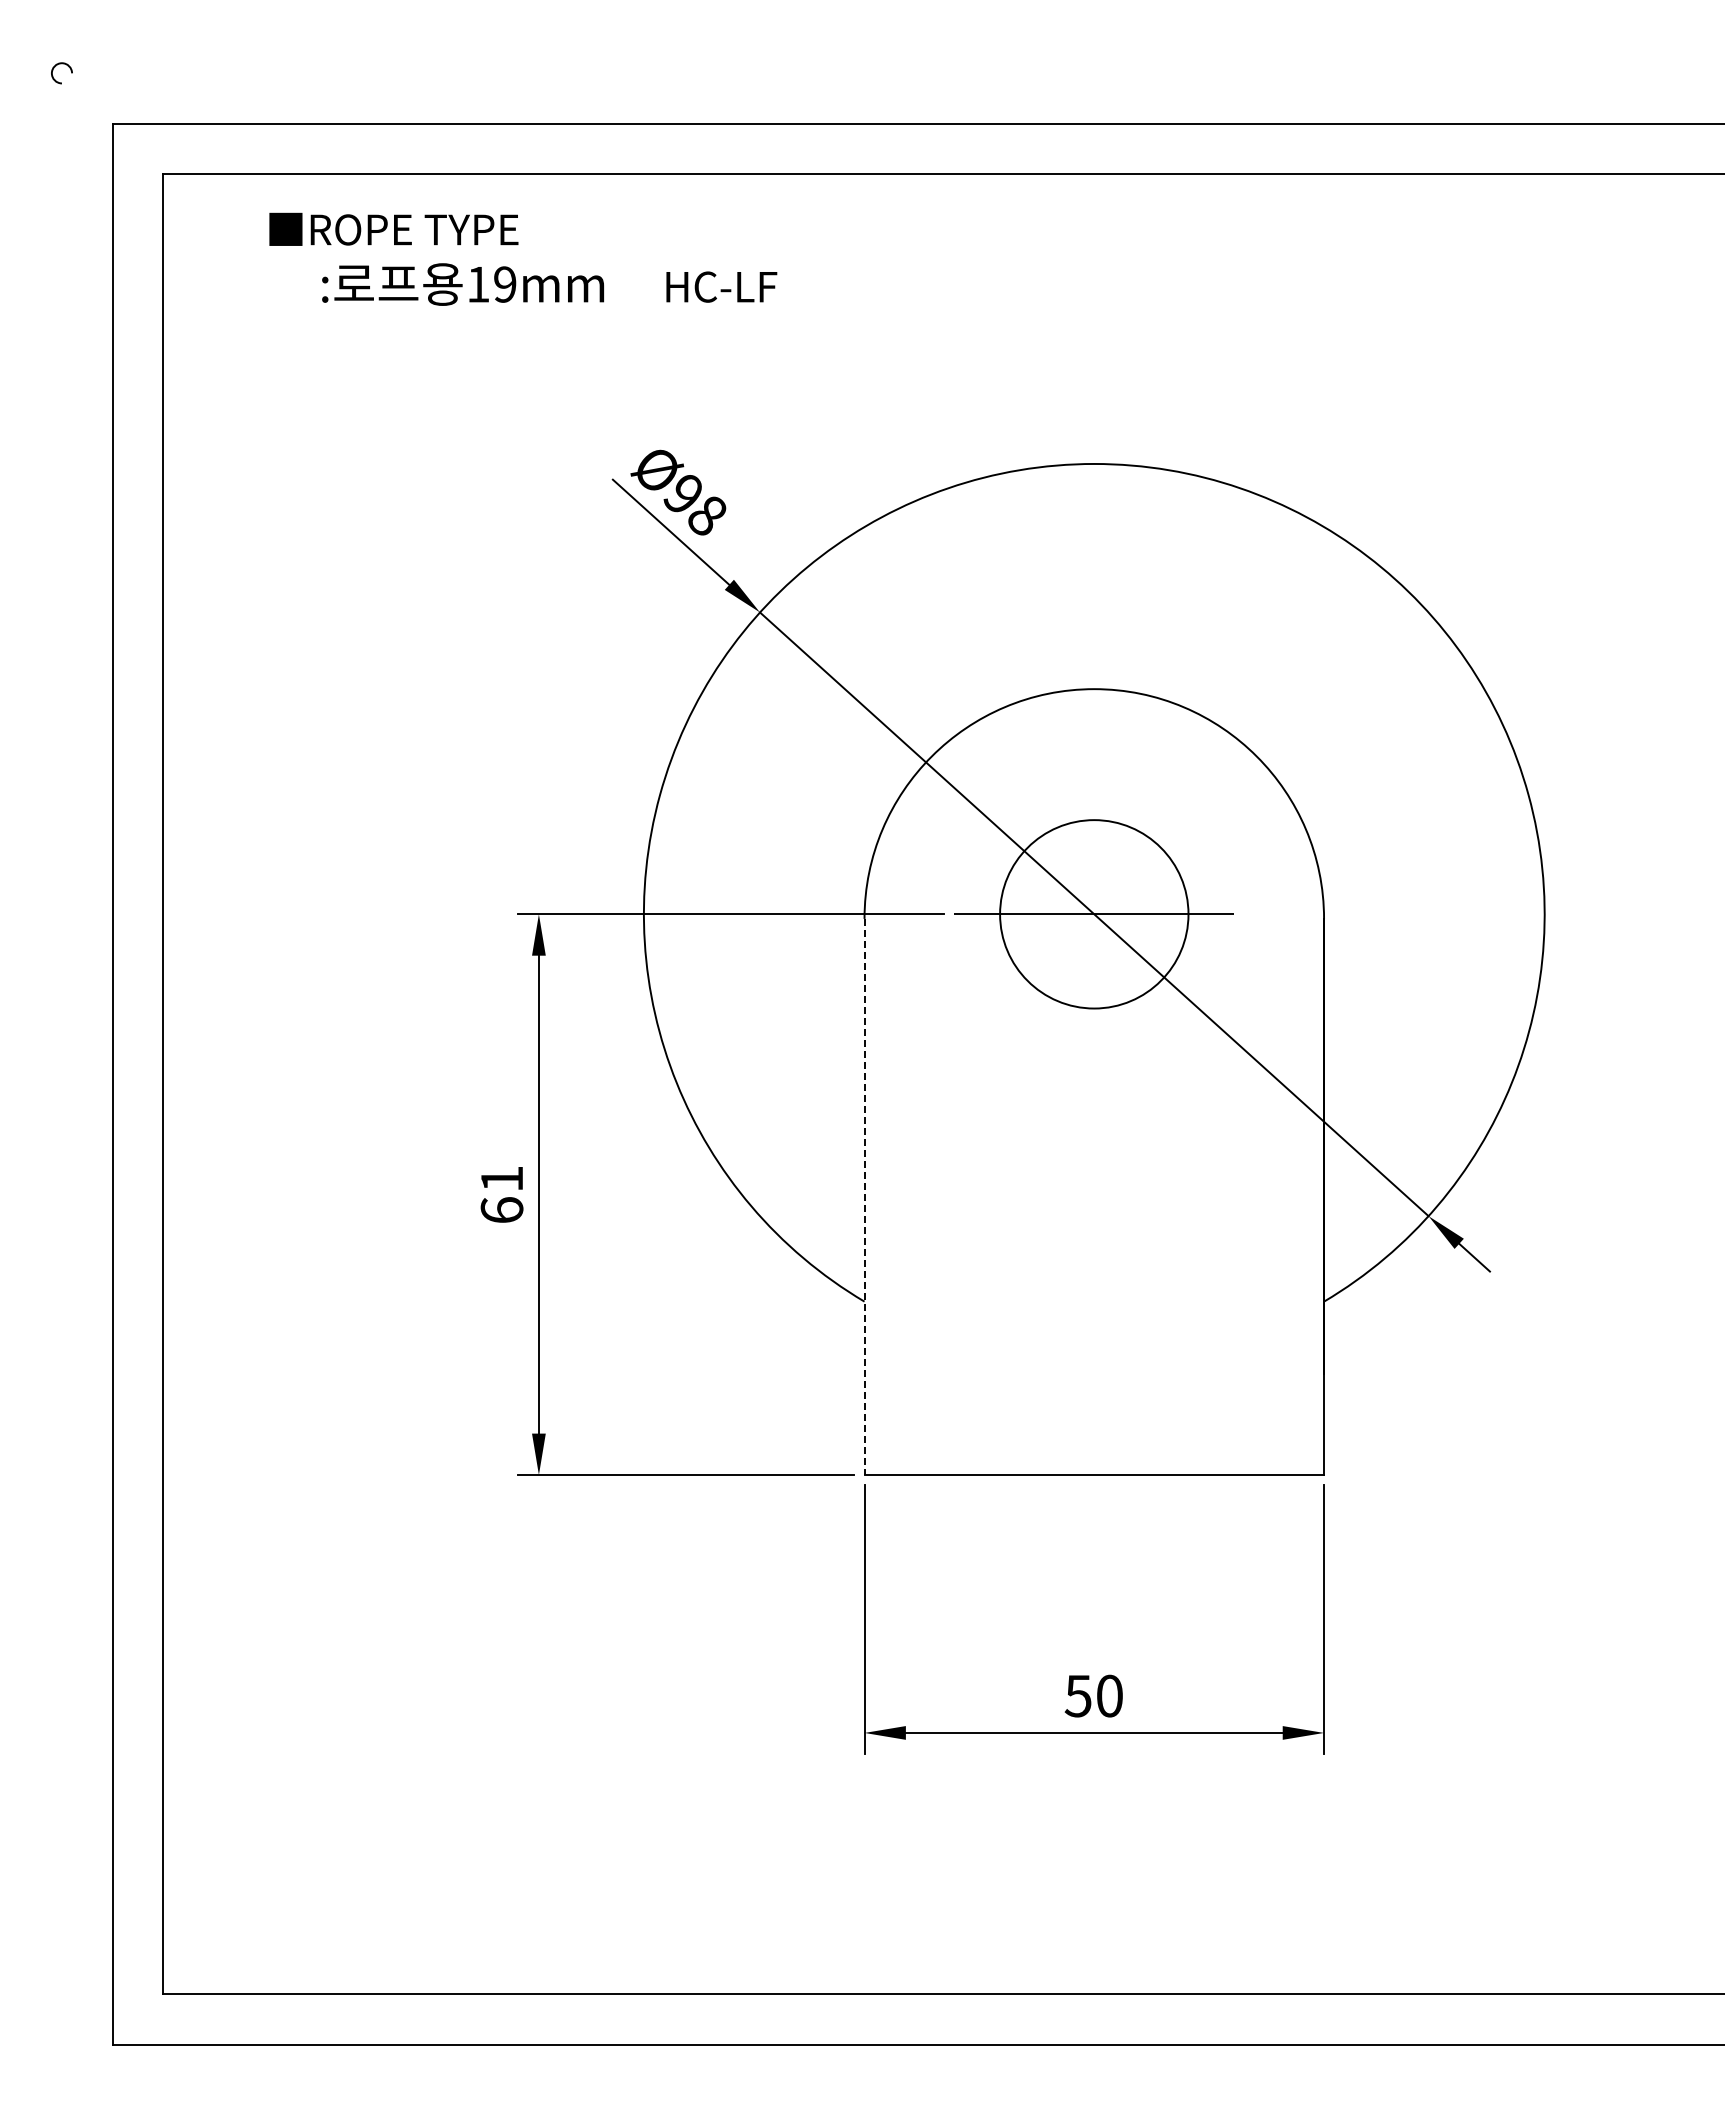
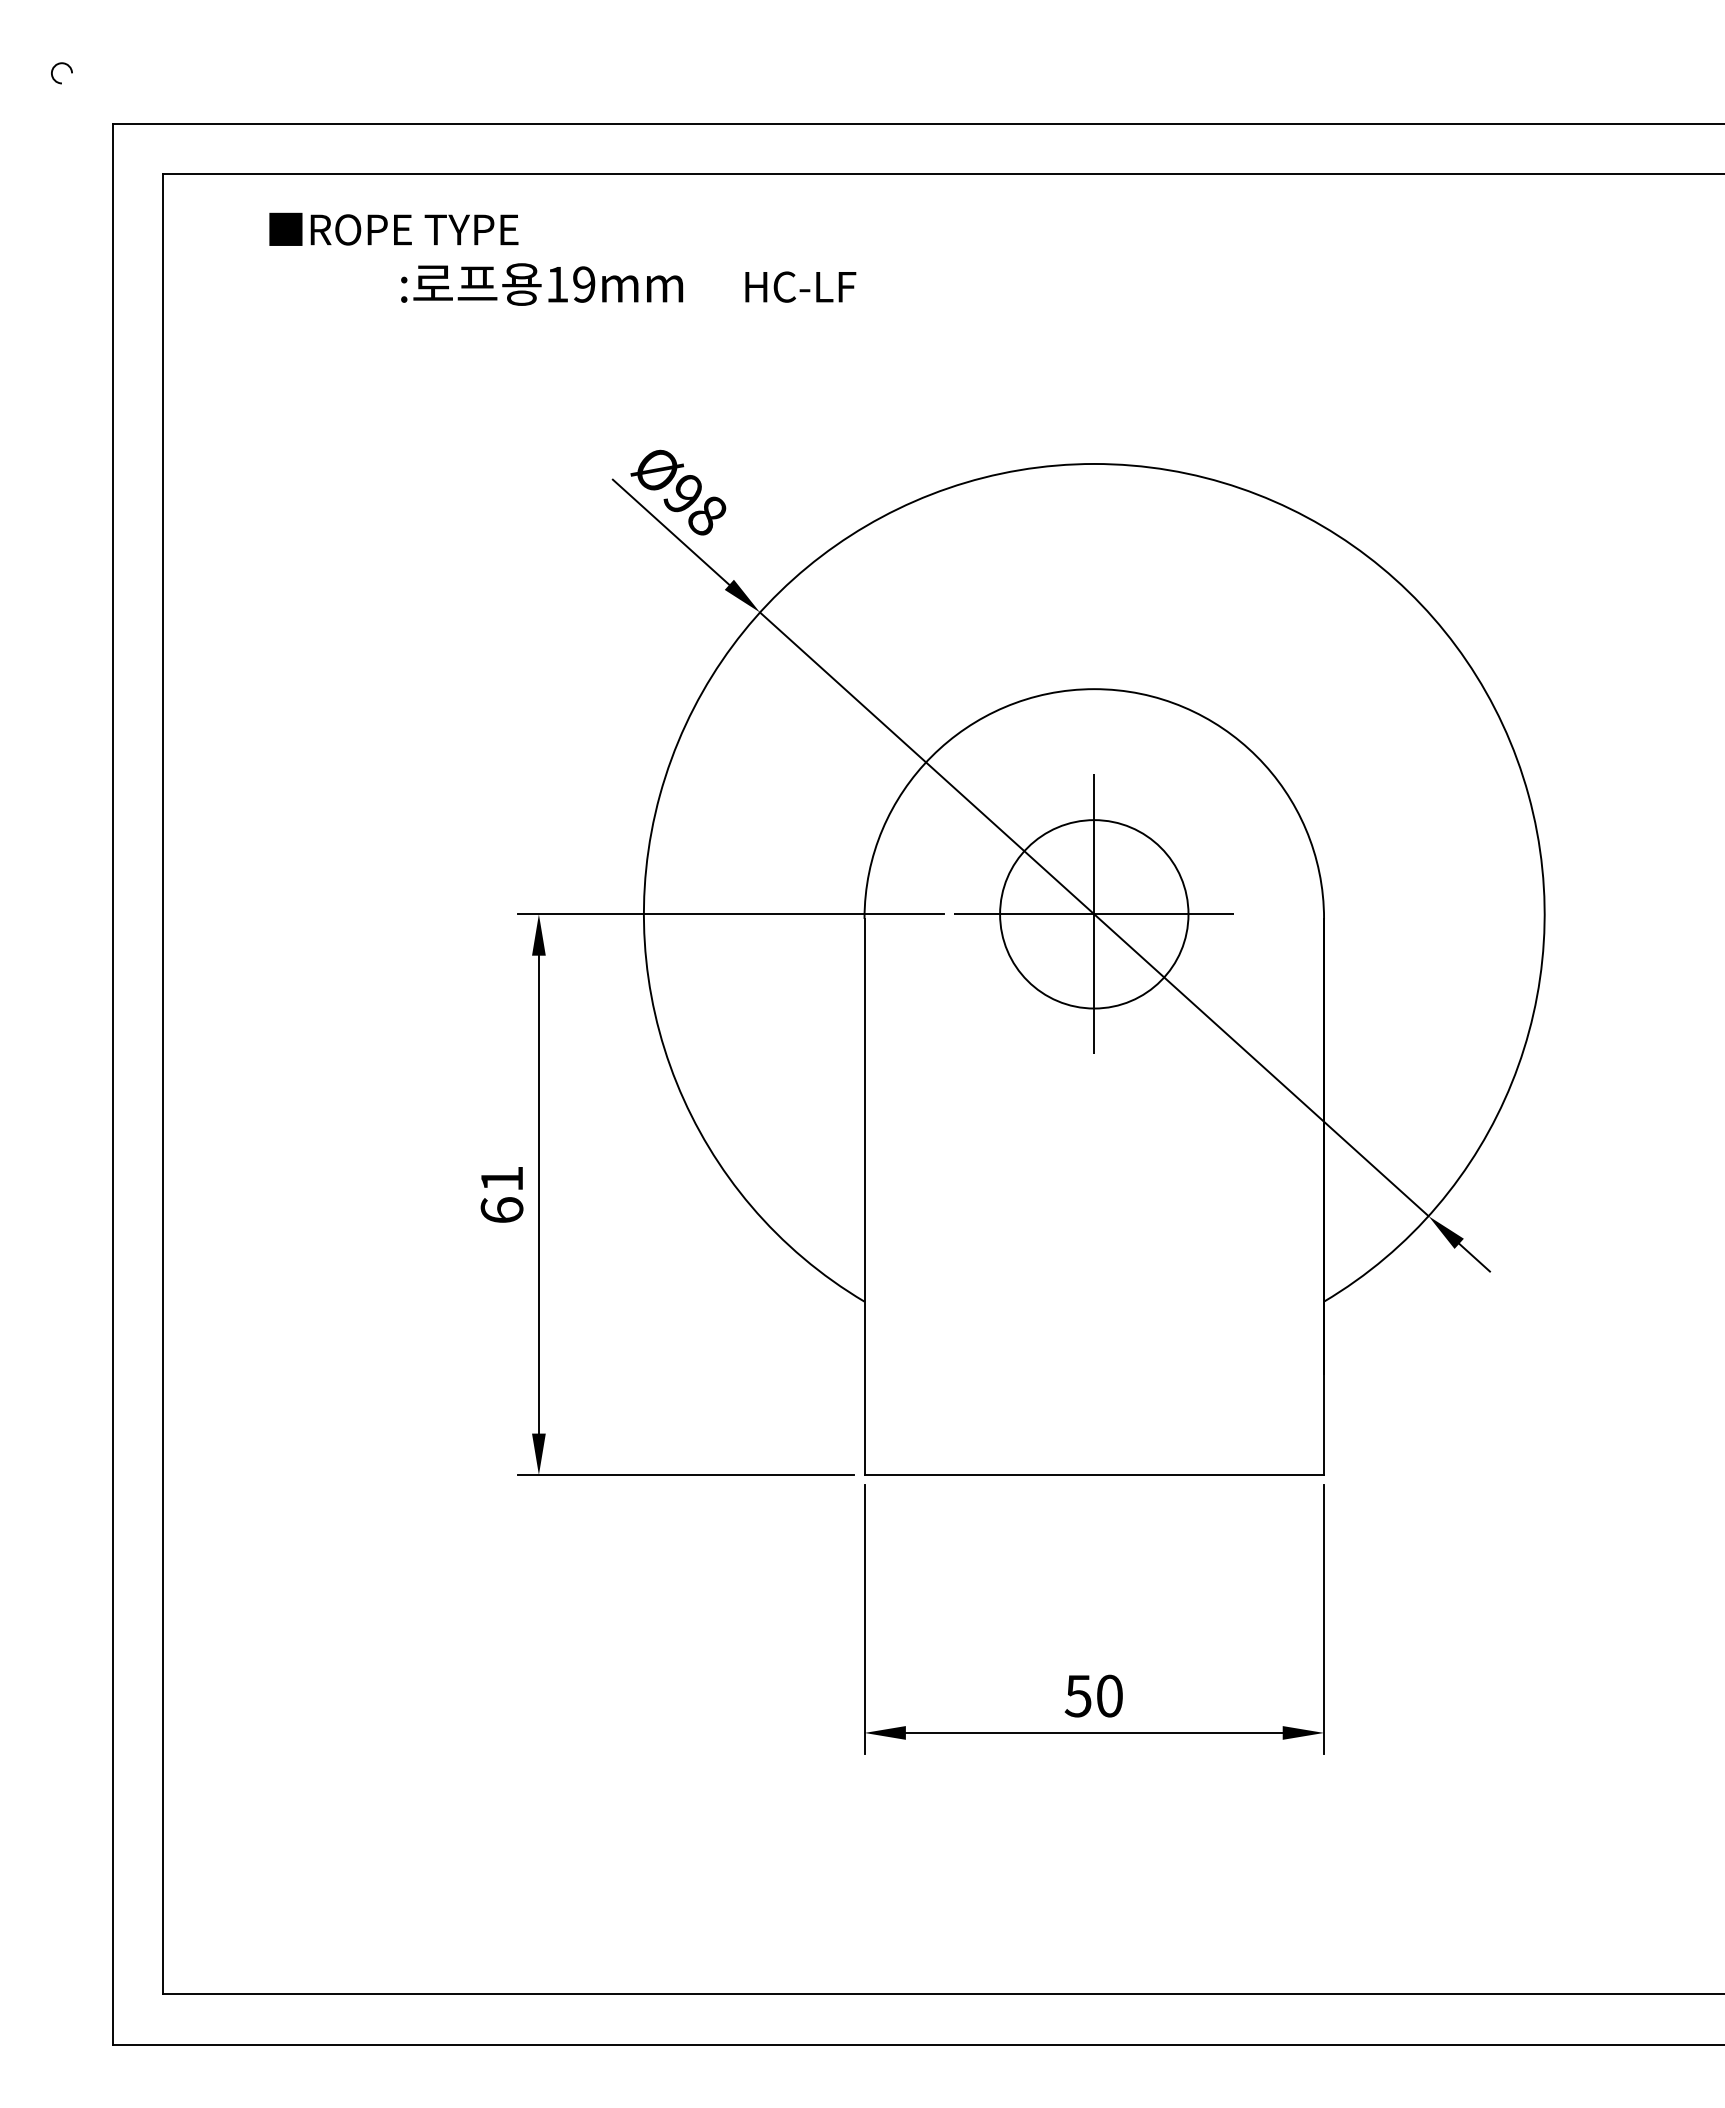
text position: (549, 284) -> (628, 284) (628, 284)
line: none -> present (1094, 914)
line: dashed -> solid (864, 1197)
